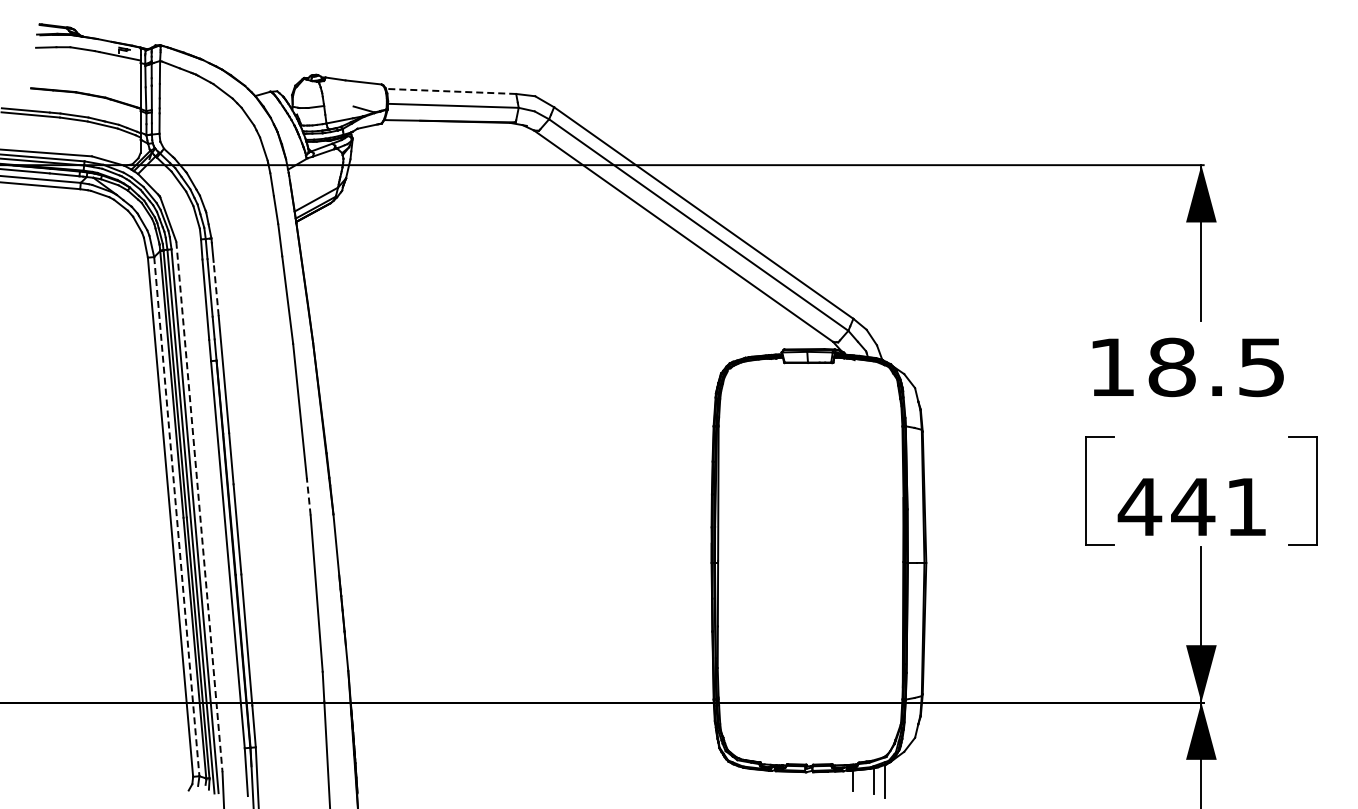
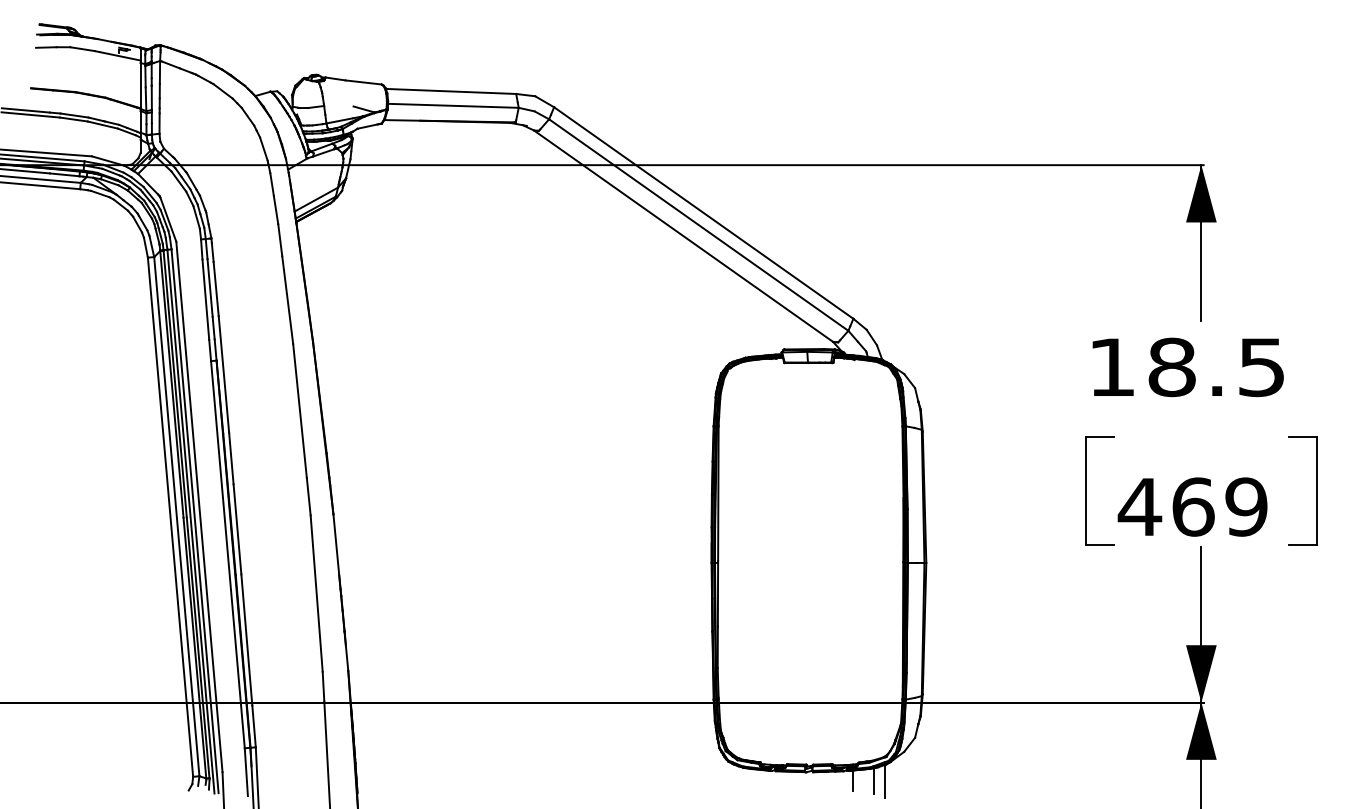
line: dashed -> solid (450, 91)
line: dashed -> solid (216, 288)
line: dashed -> solid (308, 496)
text: 441 -> 469 (1219, 506)
line: dashed -> solid (199, 507)
line: dashed -> solid (176, 516)
